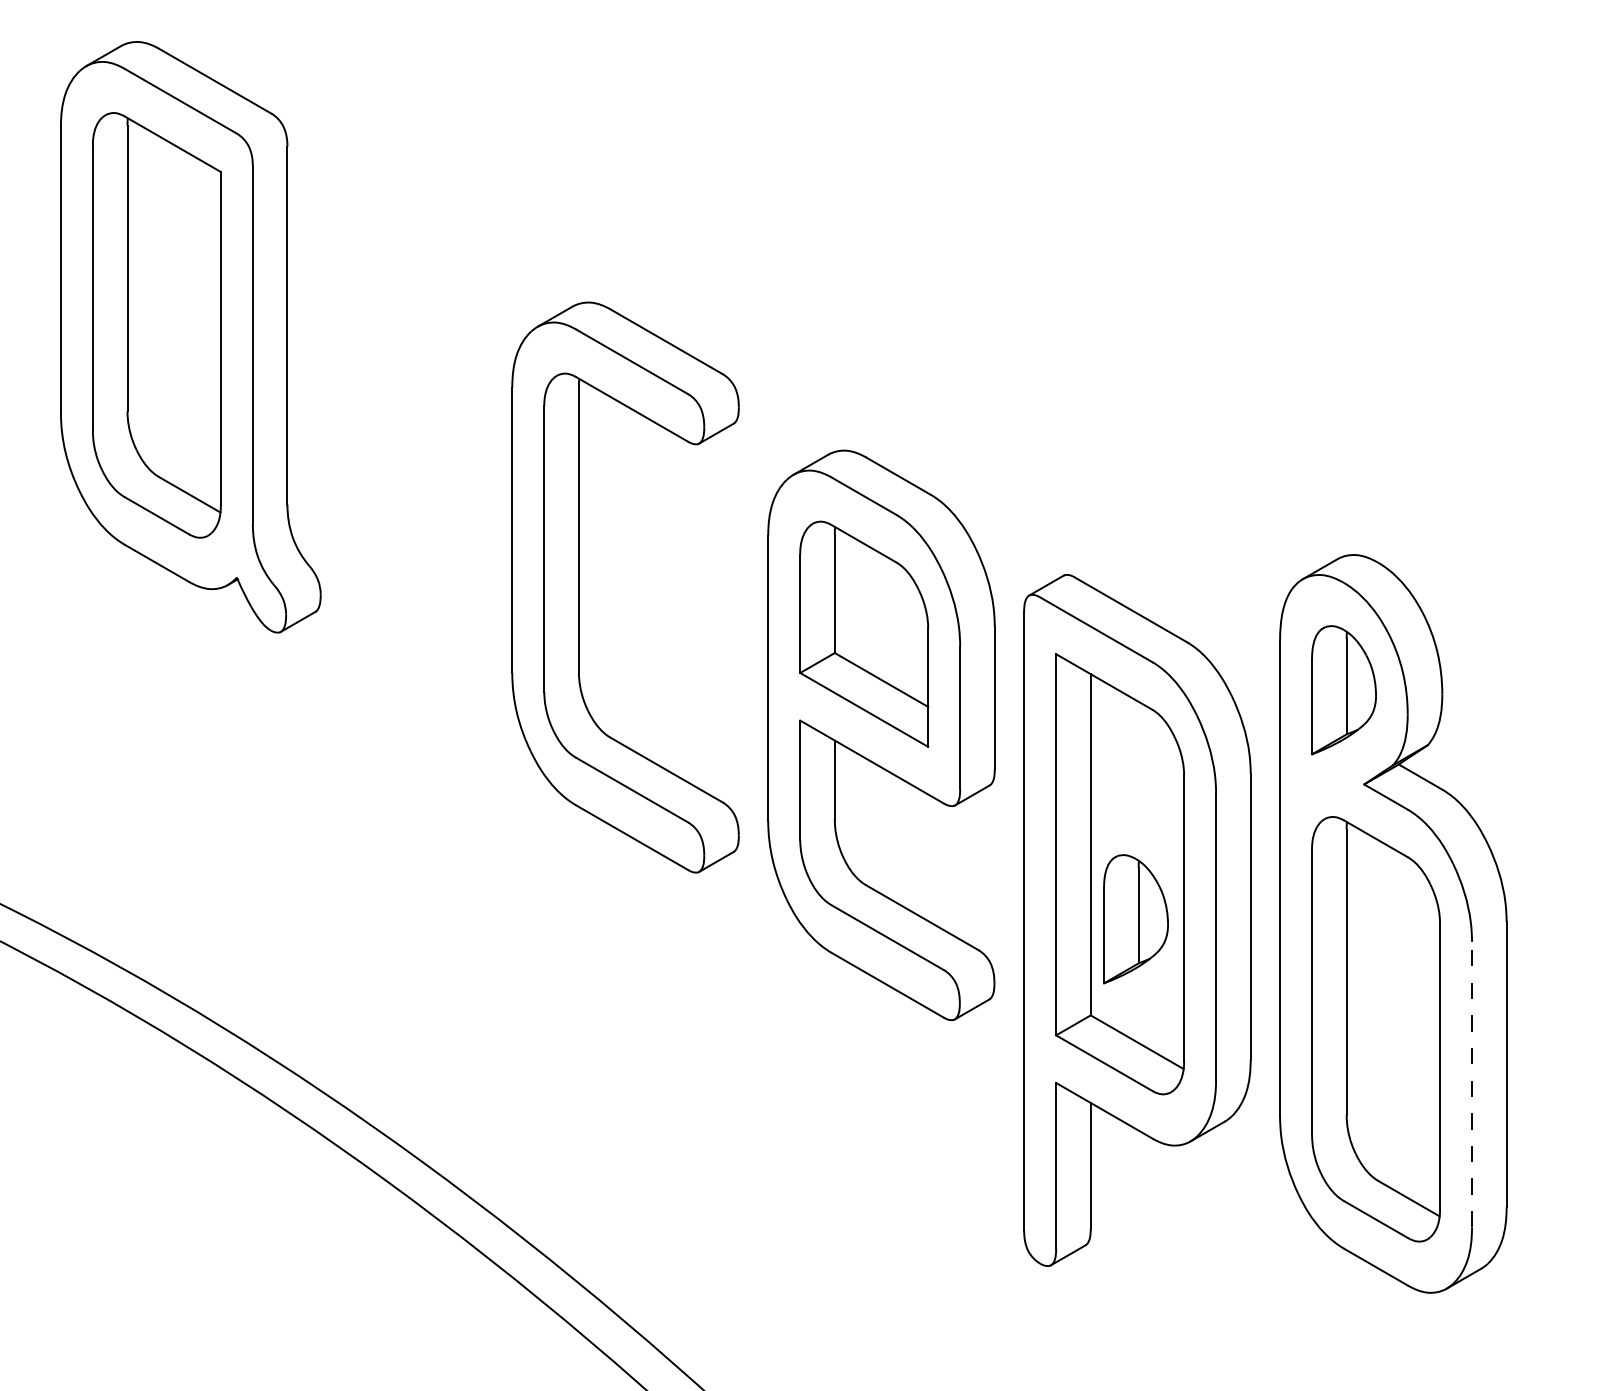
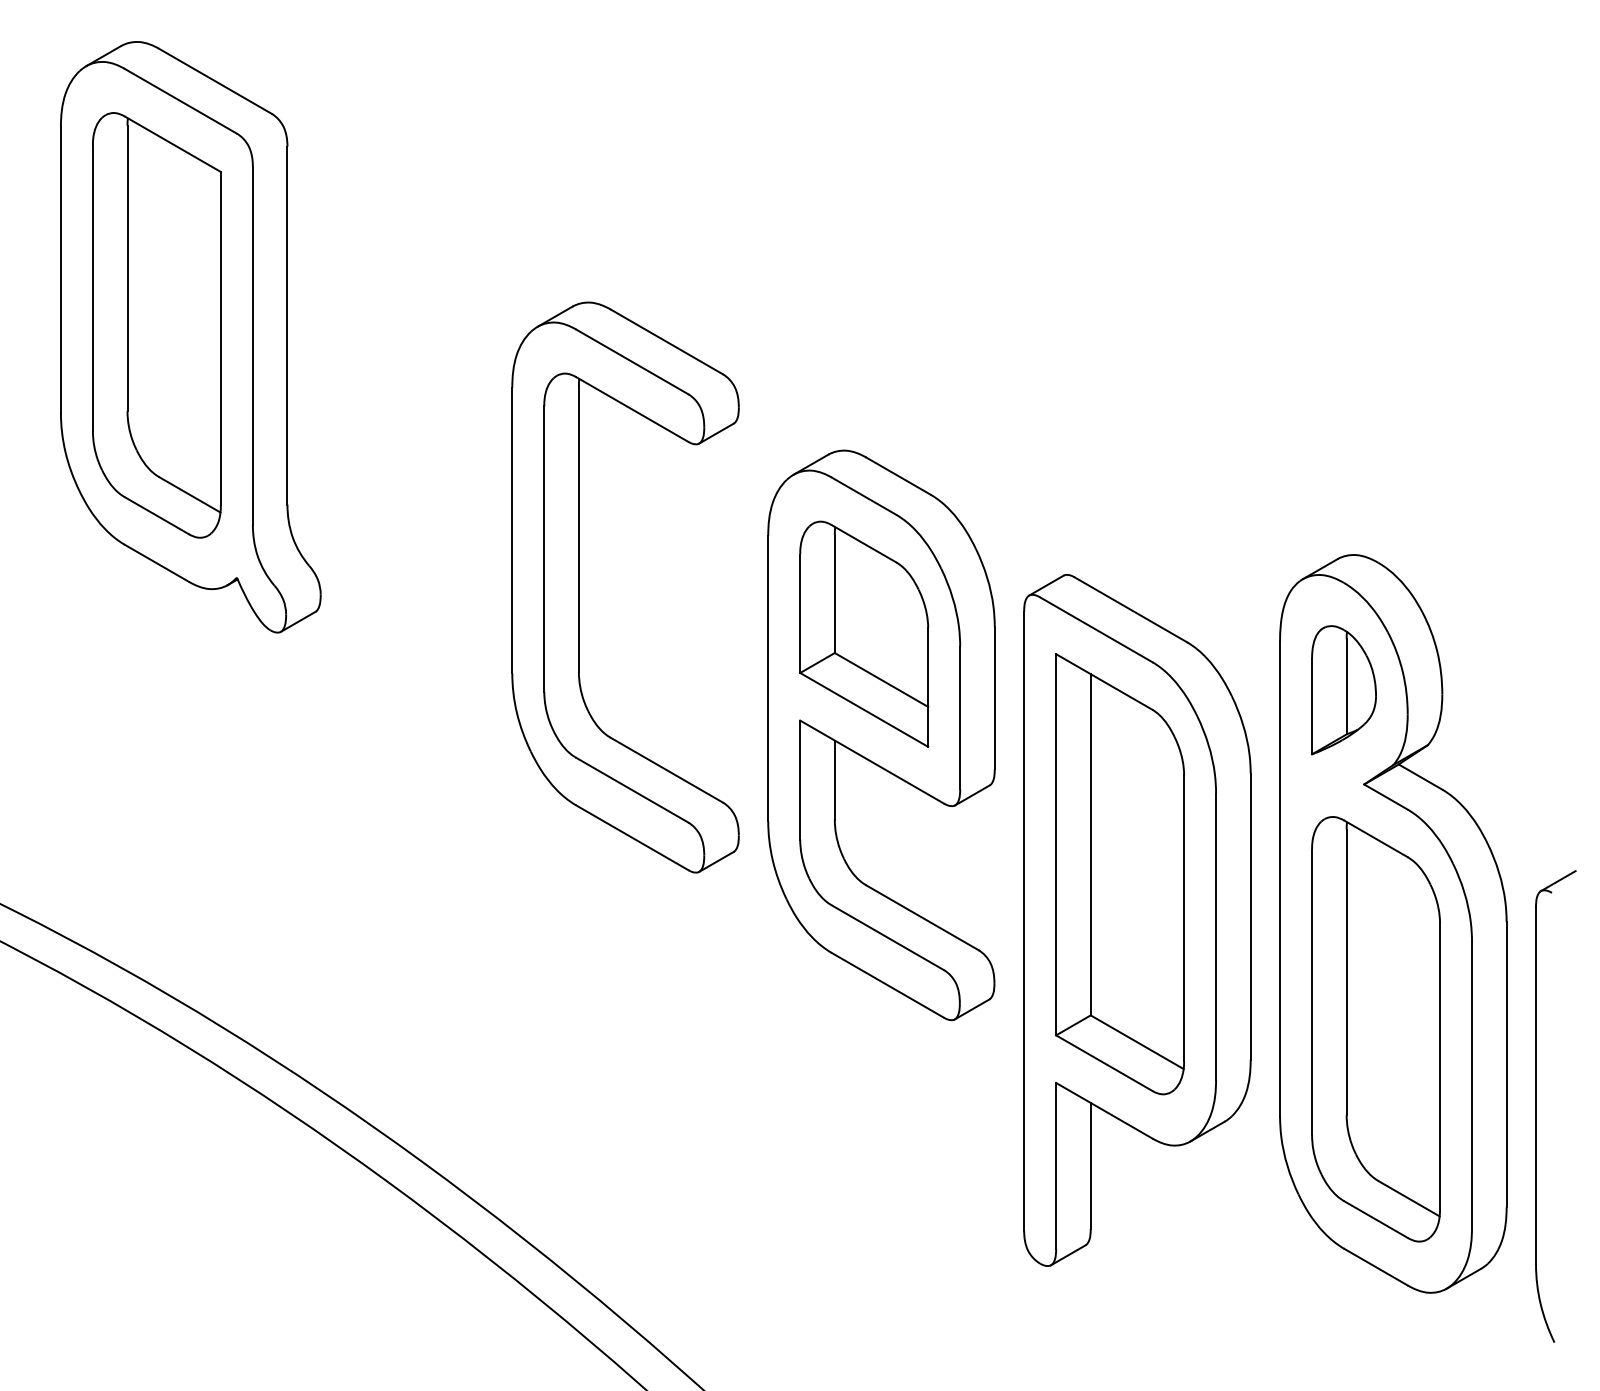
part: present -> none (1135, 919)
line: dashed -> solid (1472, 1084)
part: none -> present (1536, 1106)
